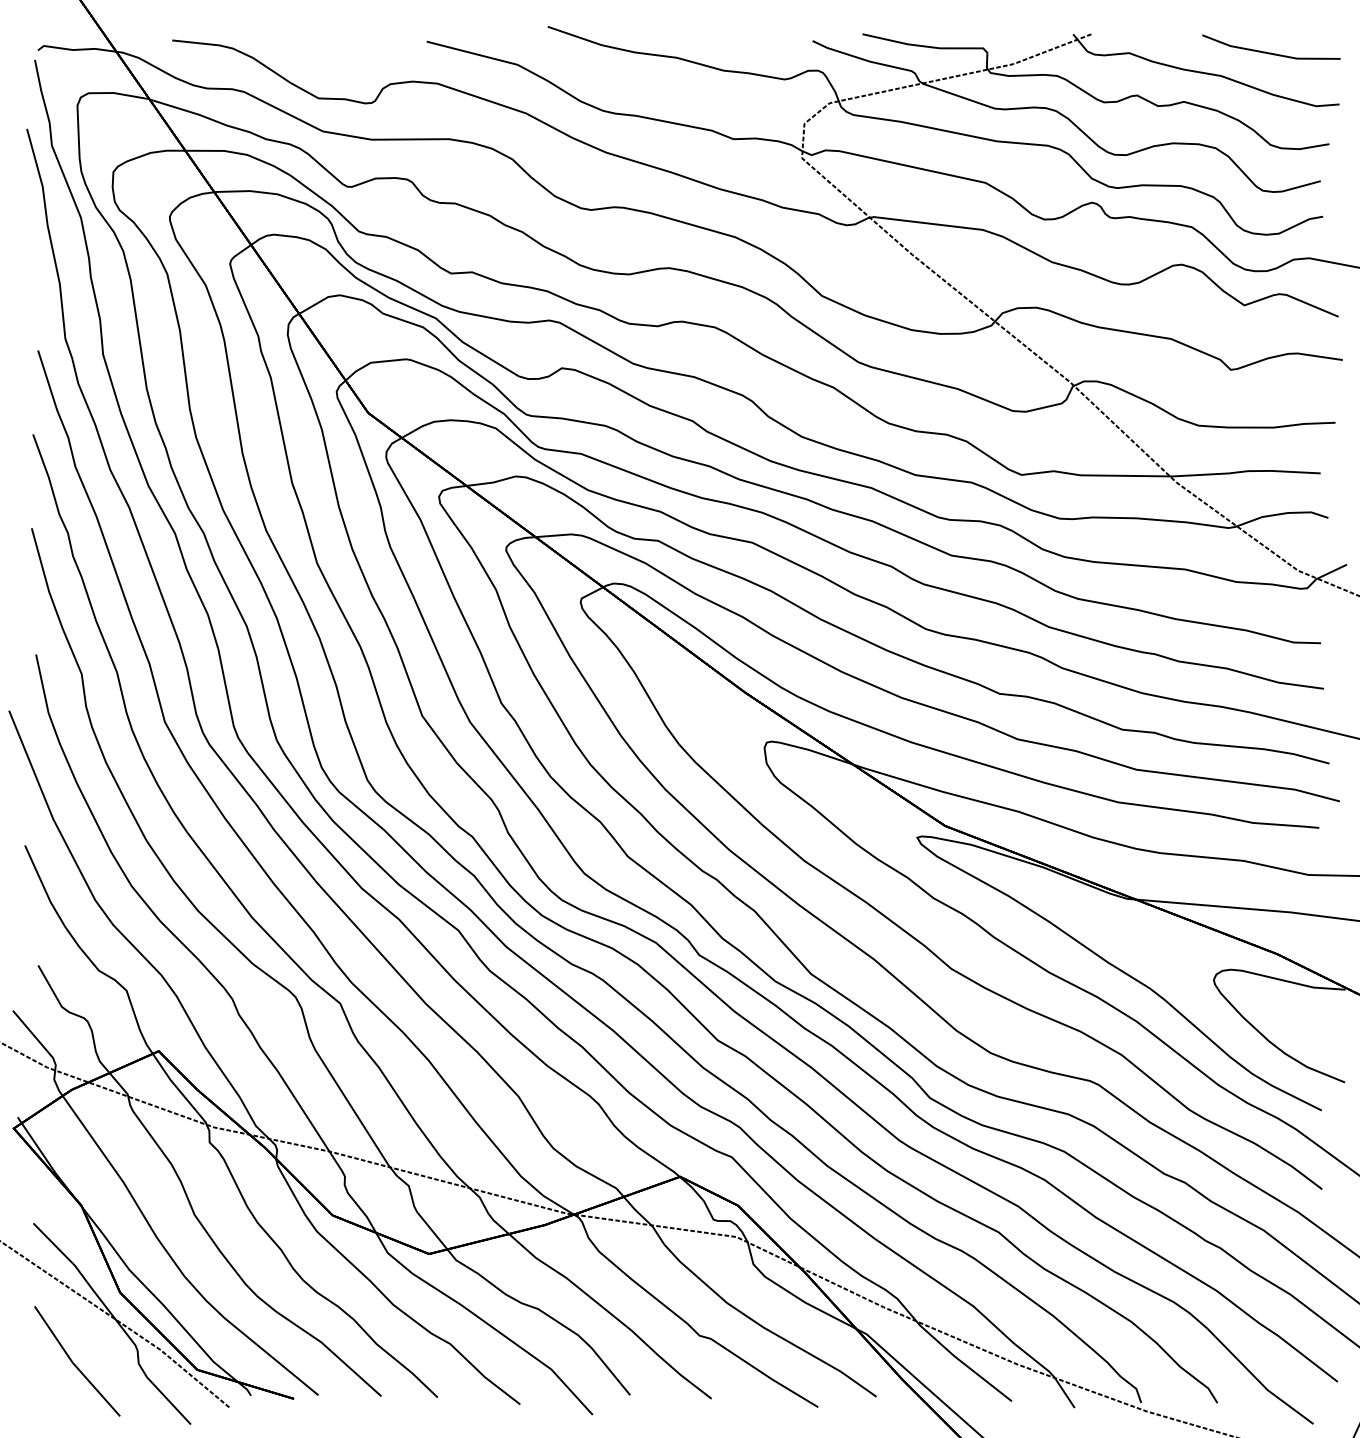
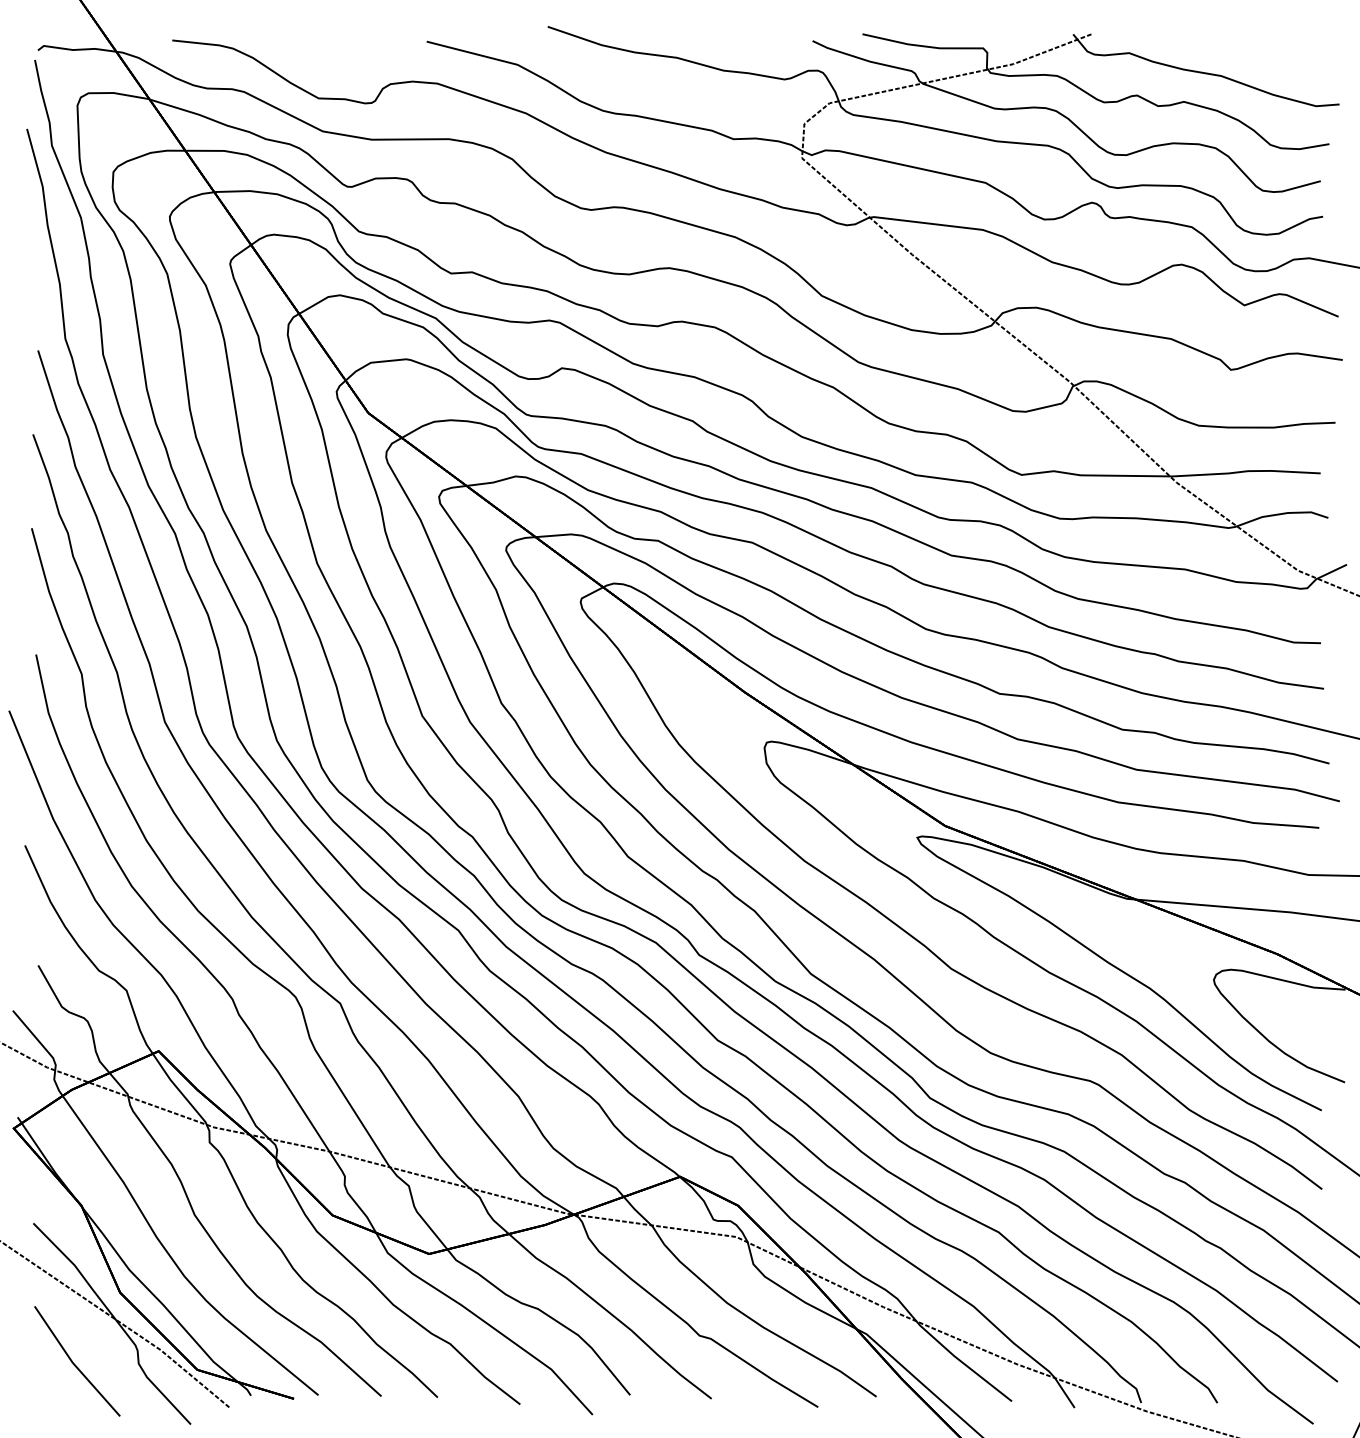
line: present -> none (1271, 52)
